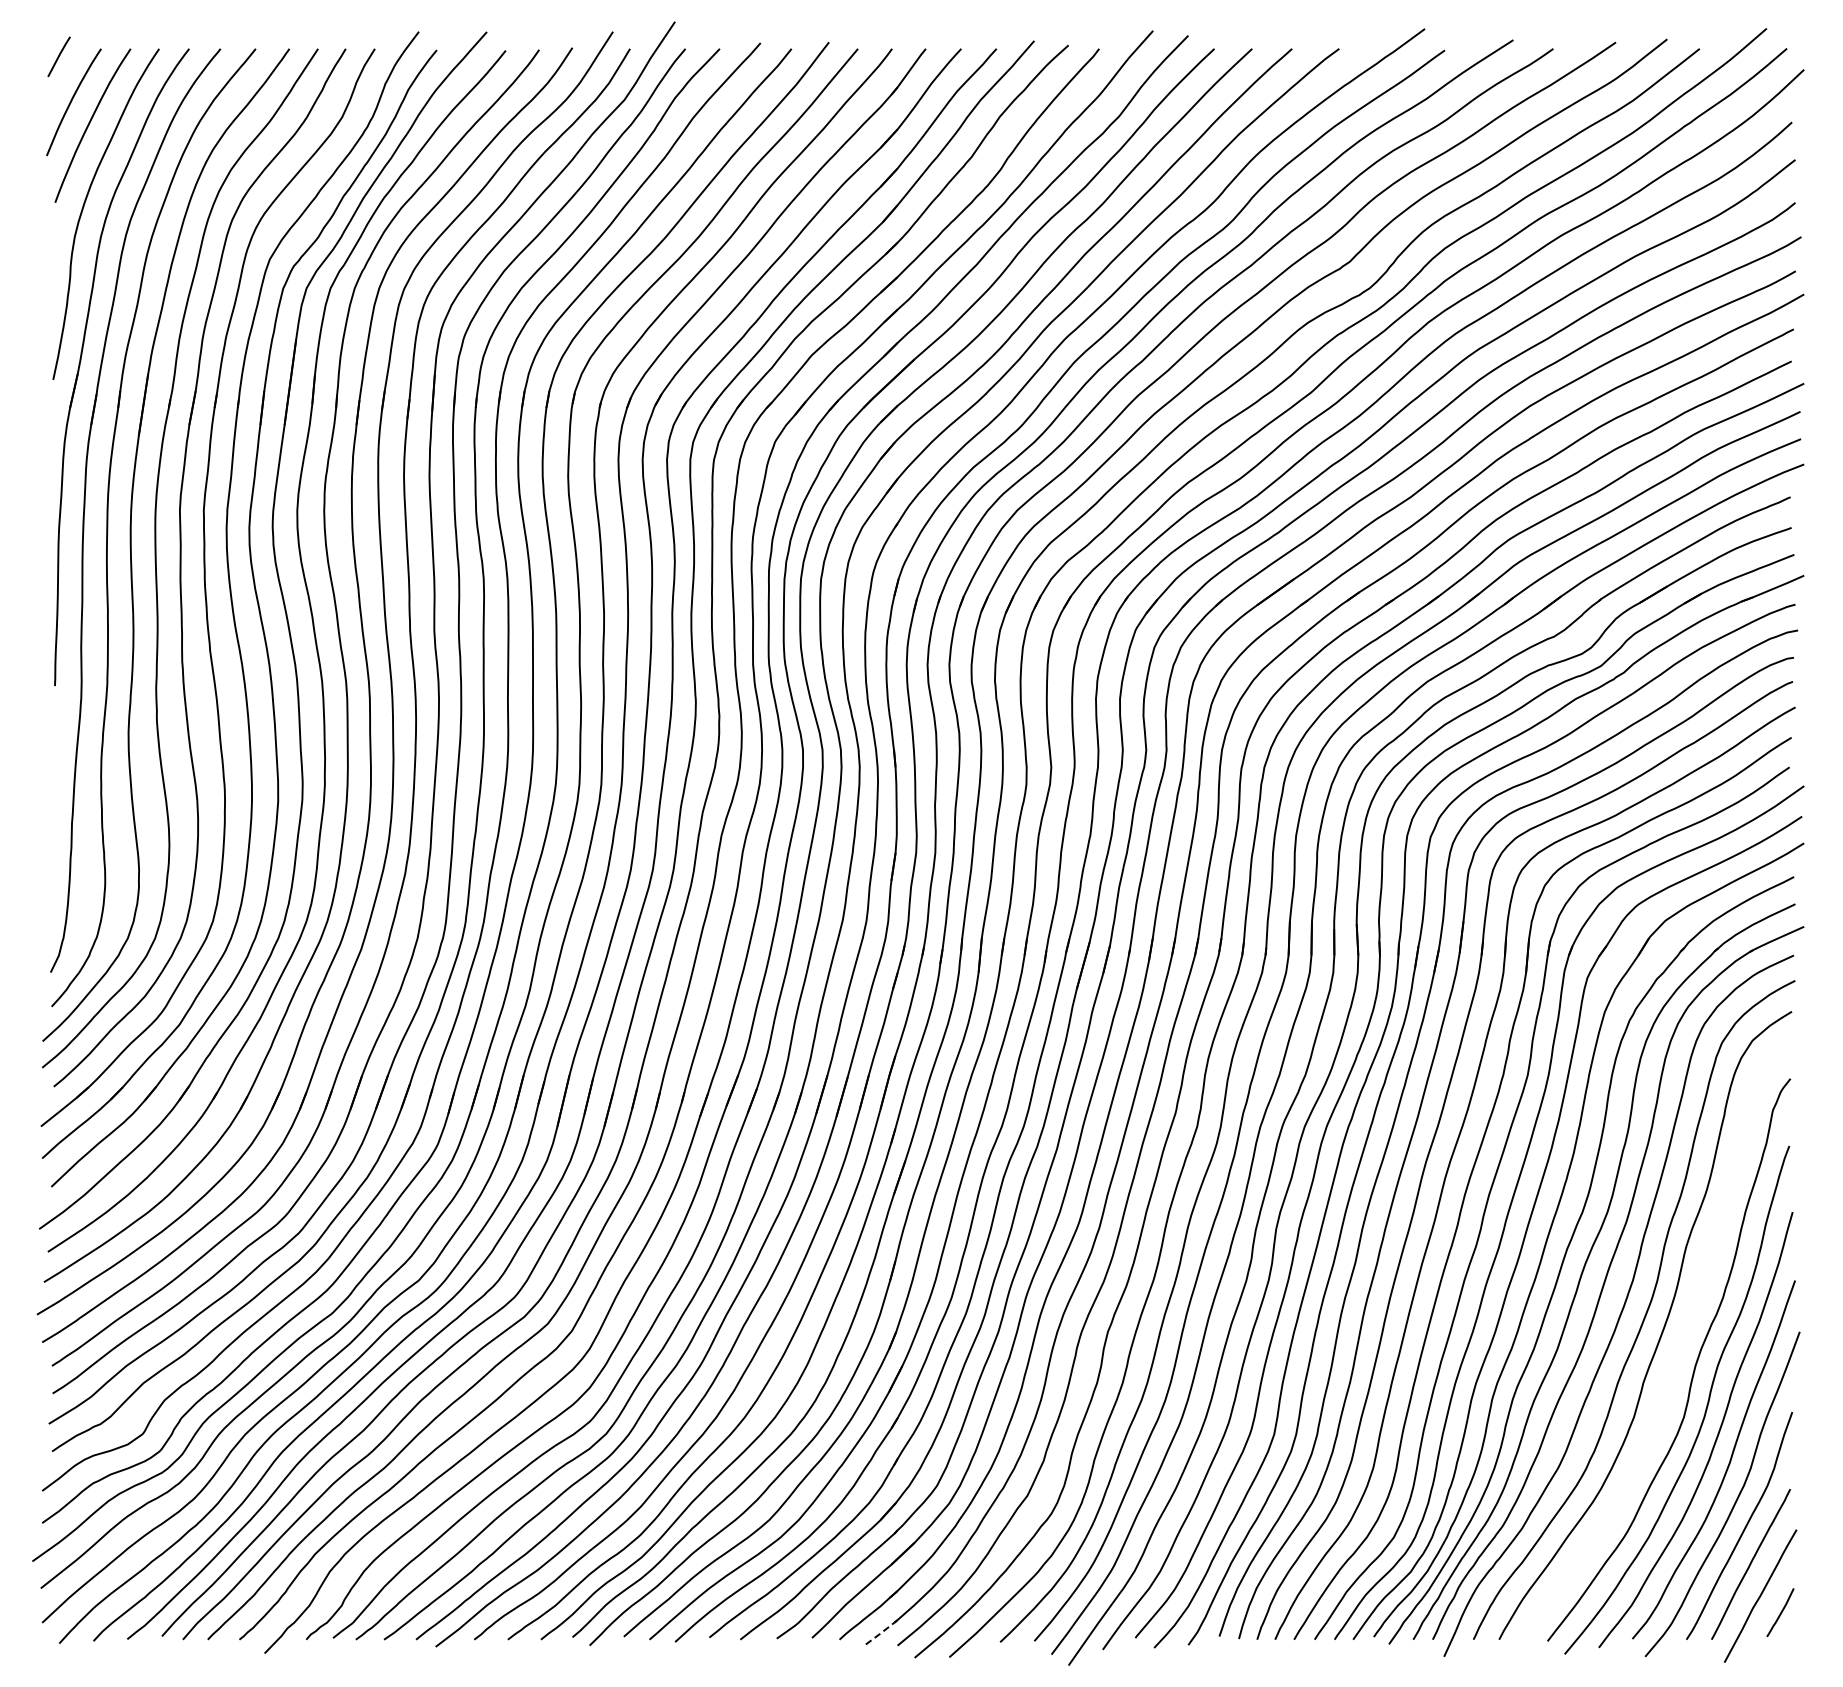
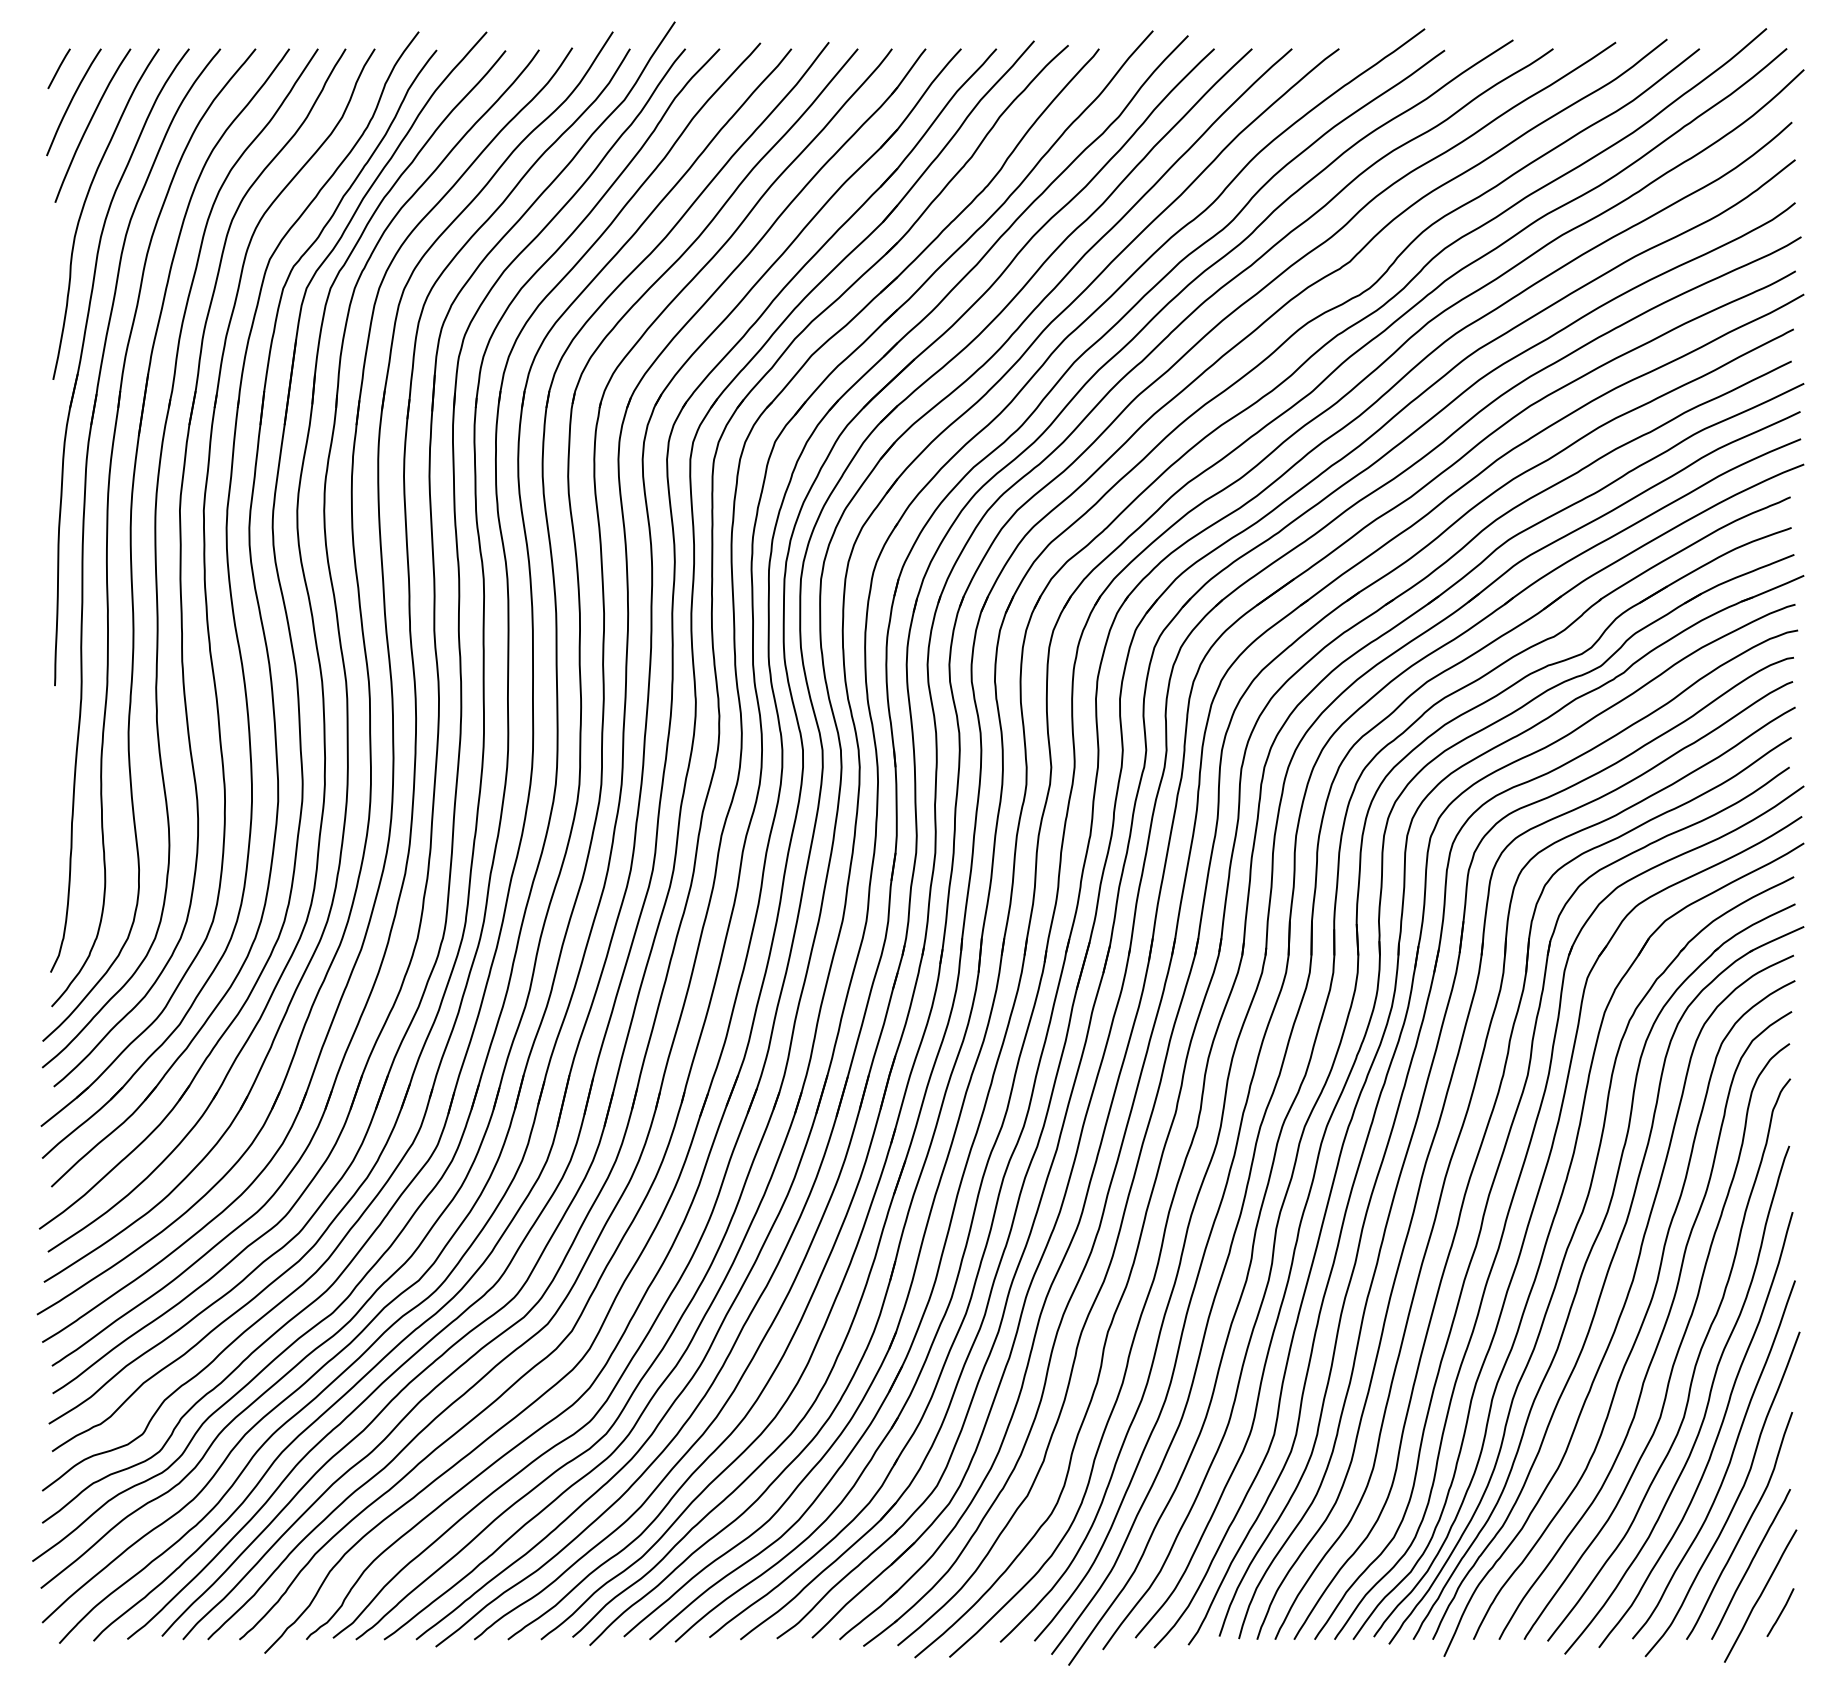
line position: (58, 56) -> (58, 68) (58, 68)
curve: none -> present (1677, 1349)
line: dashed -> solid (880, 1633)
